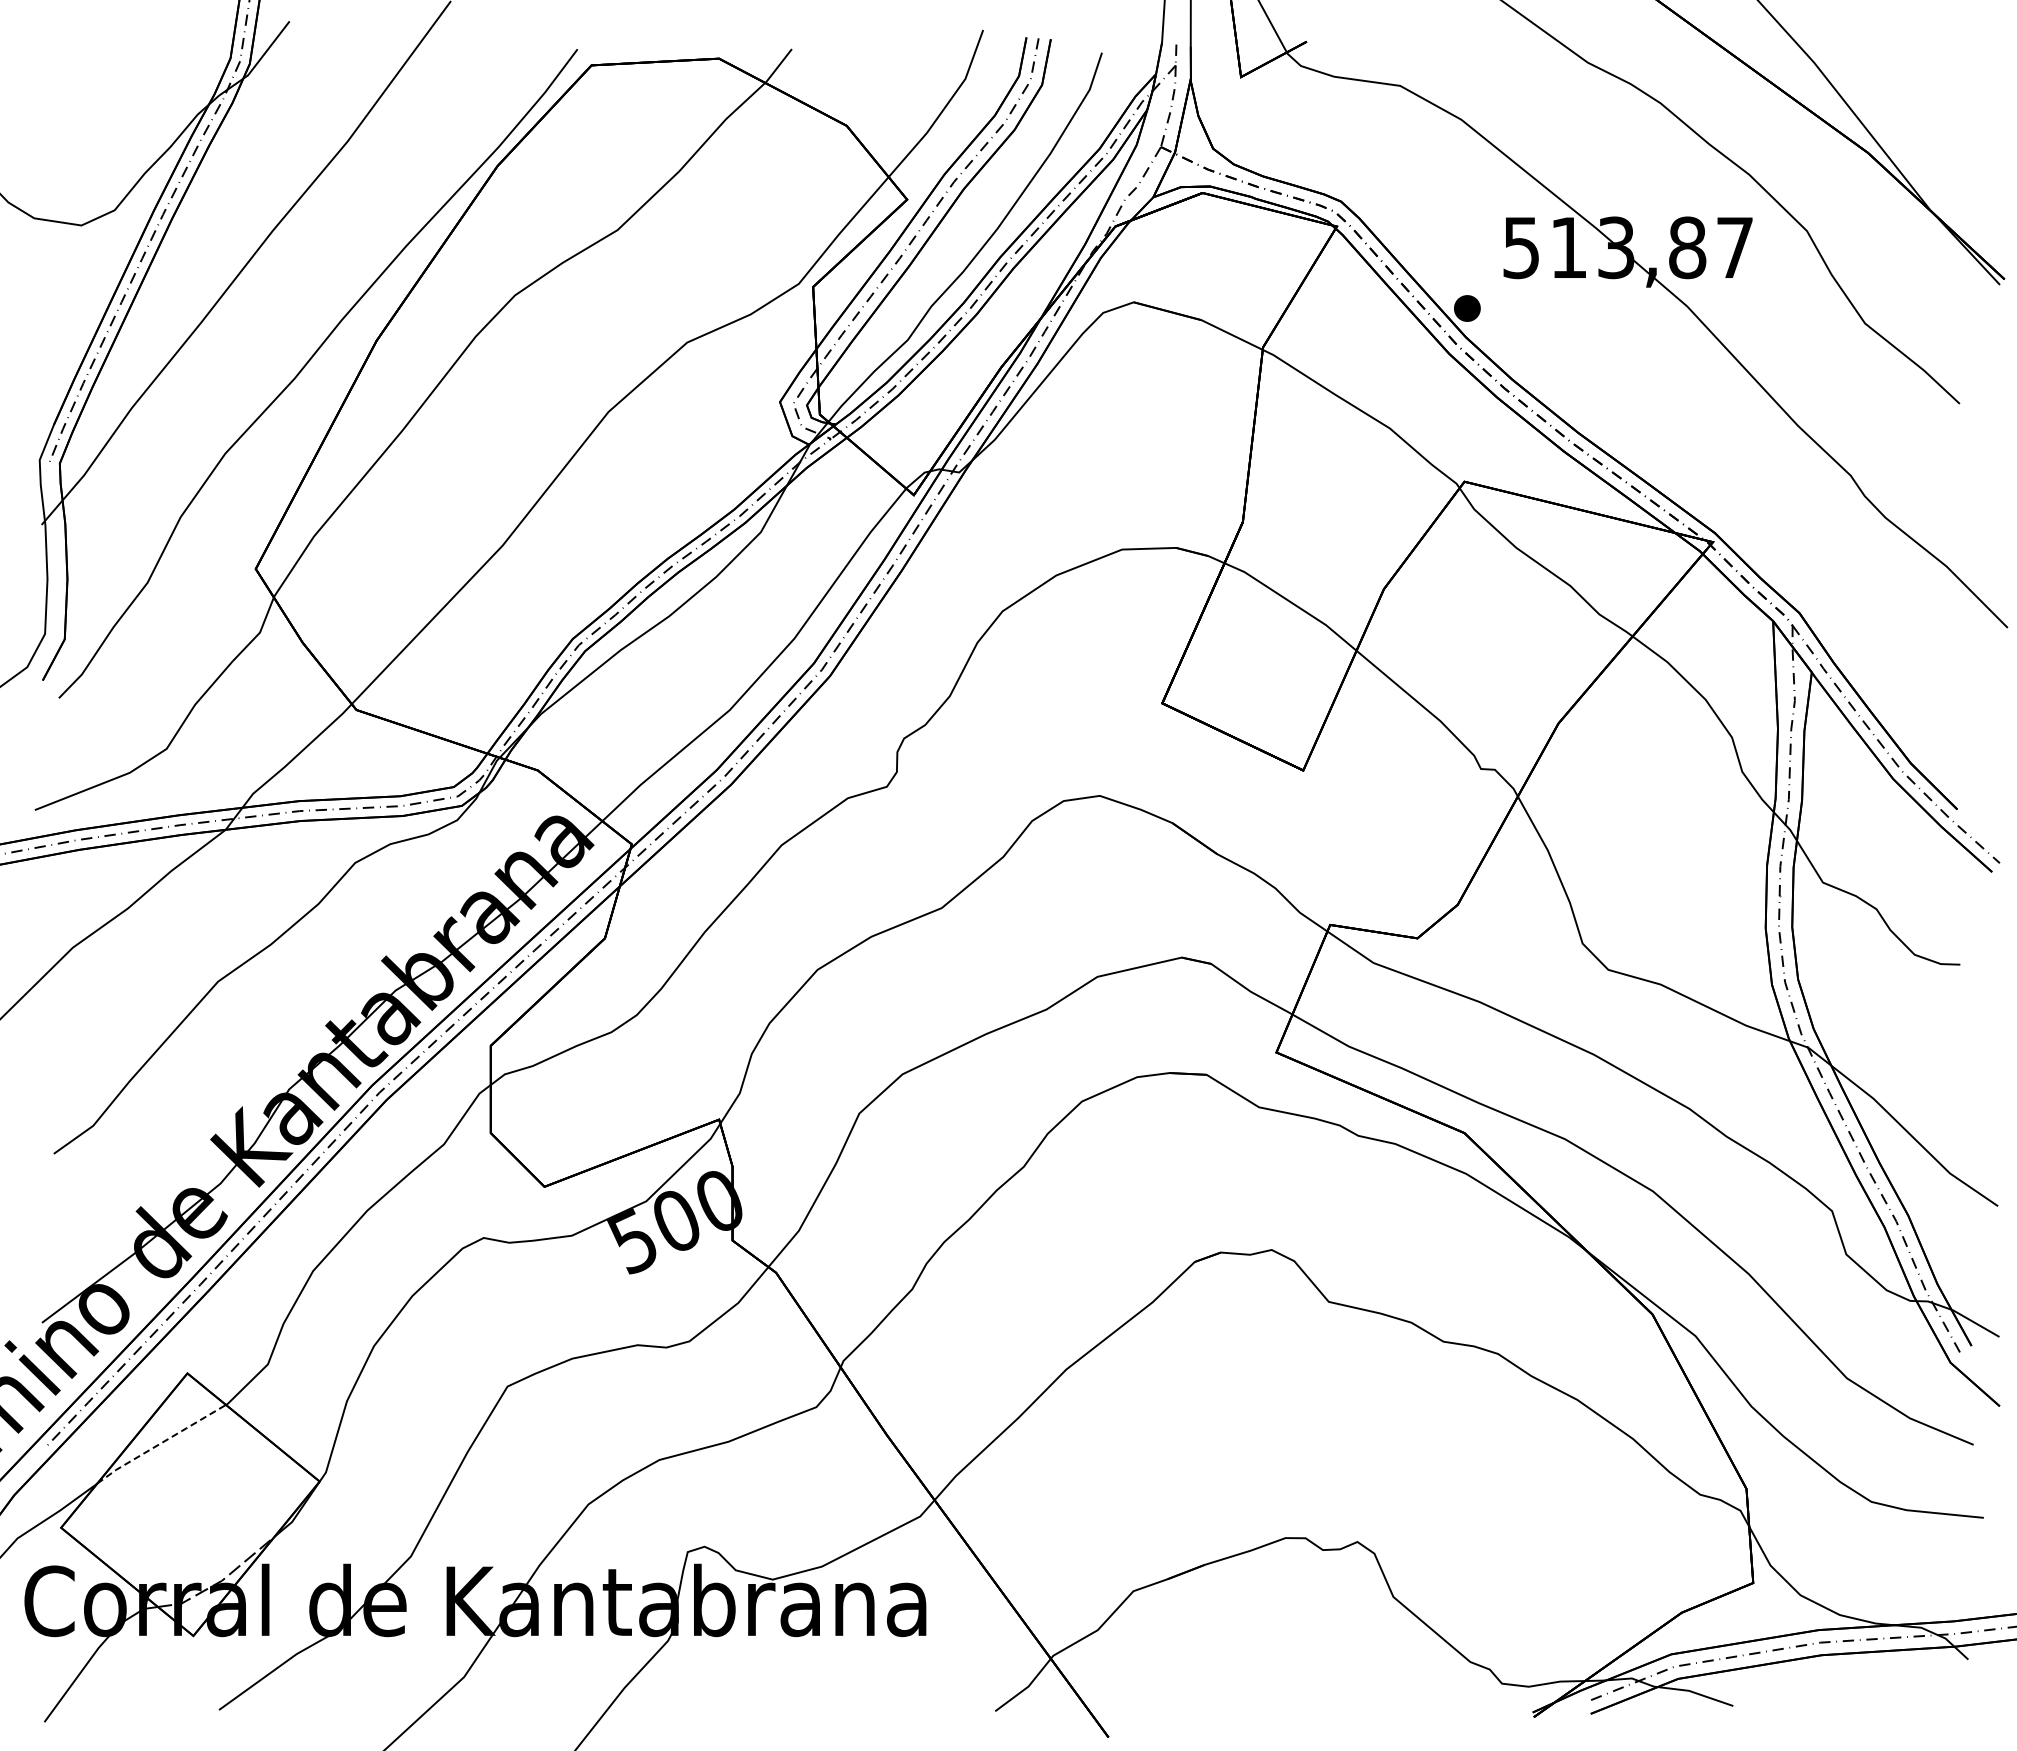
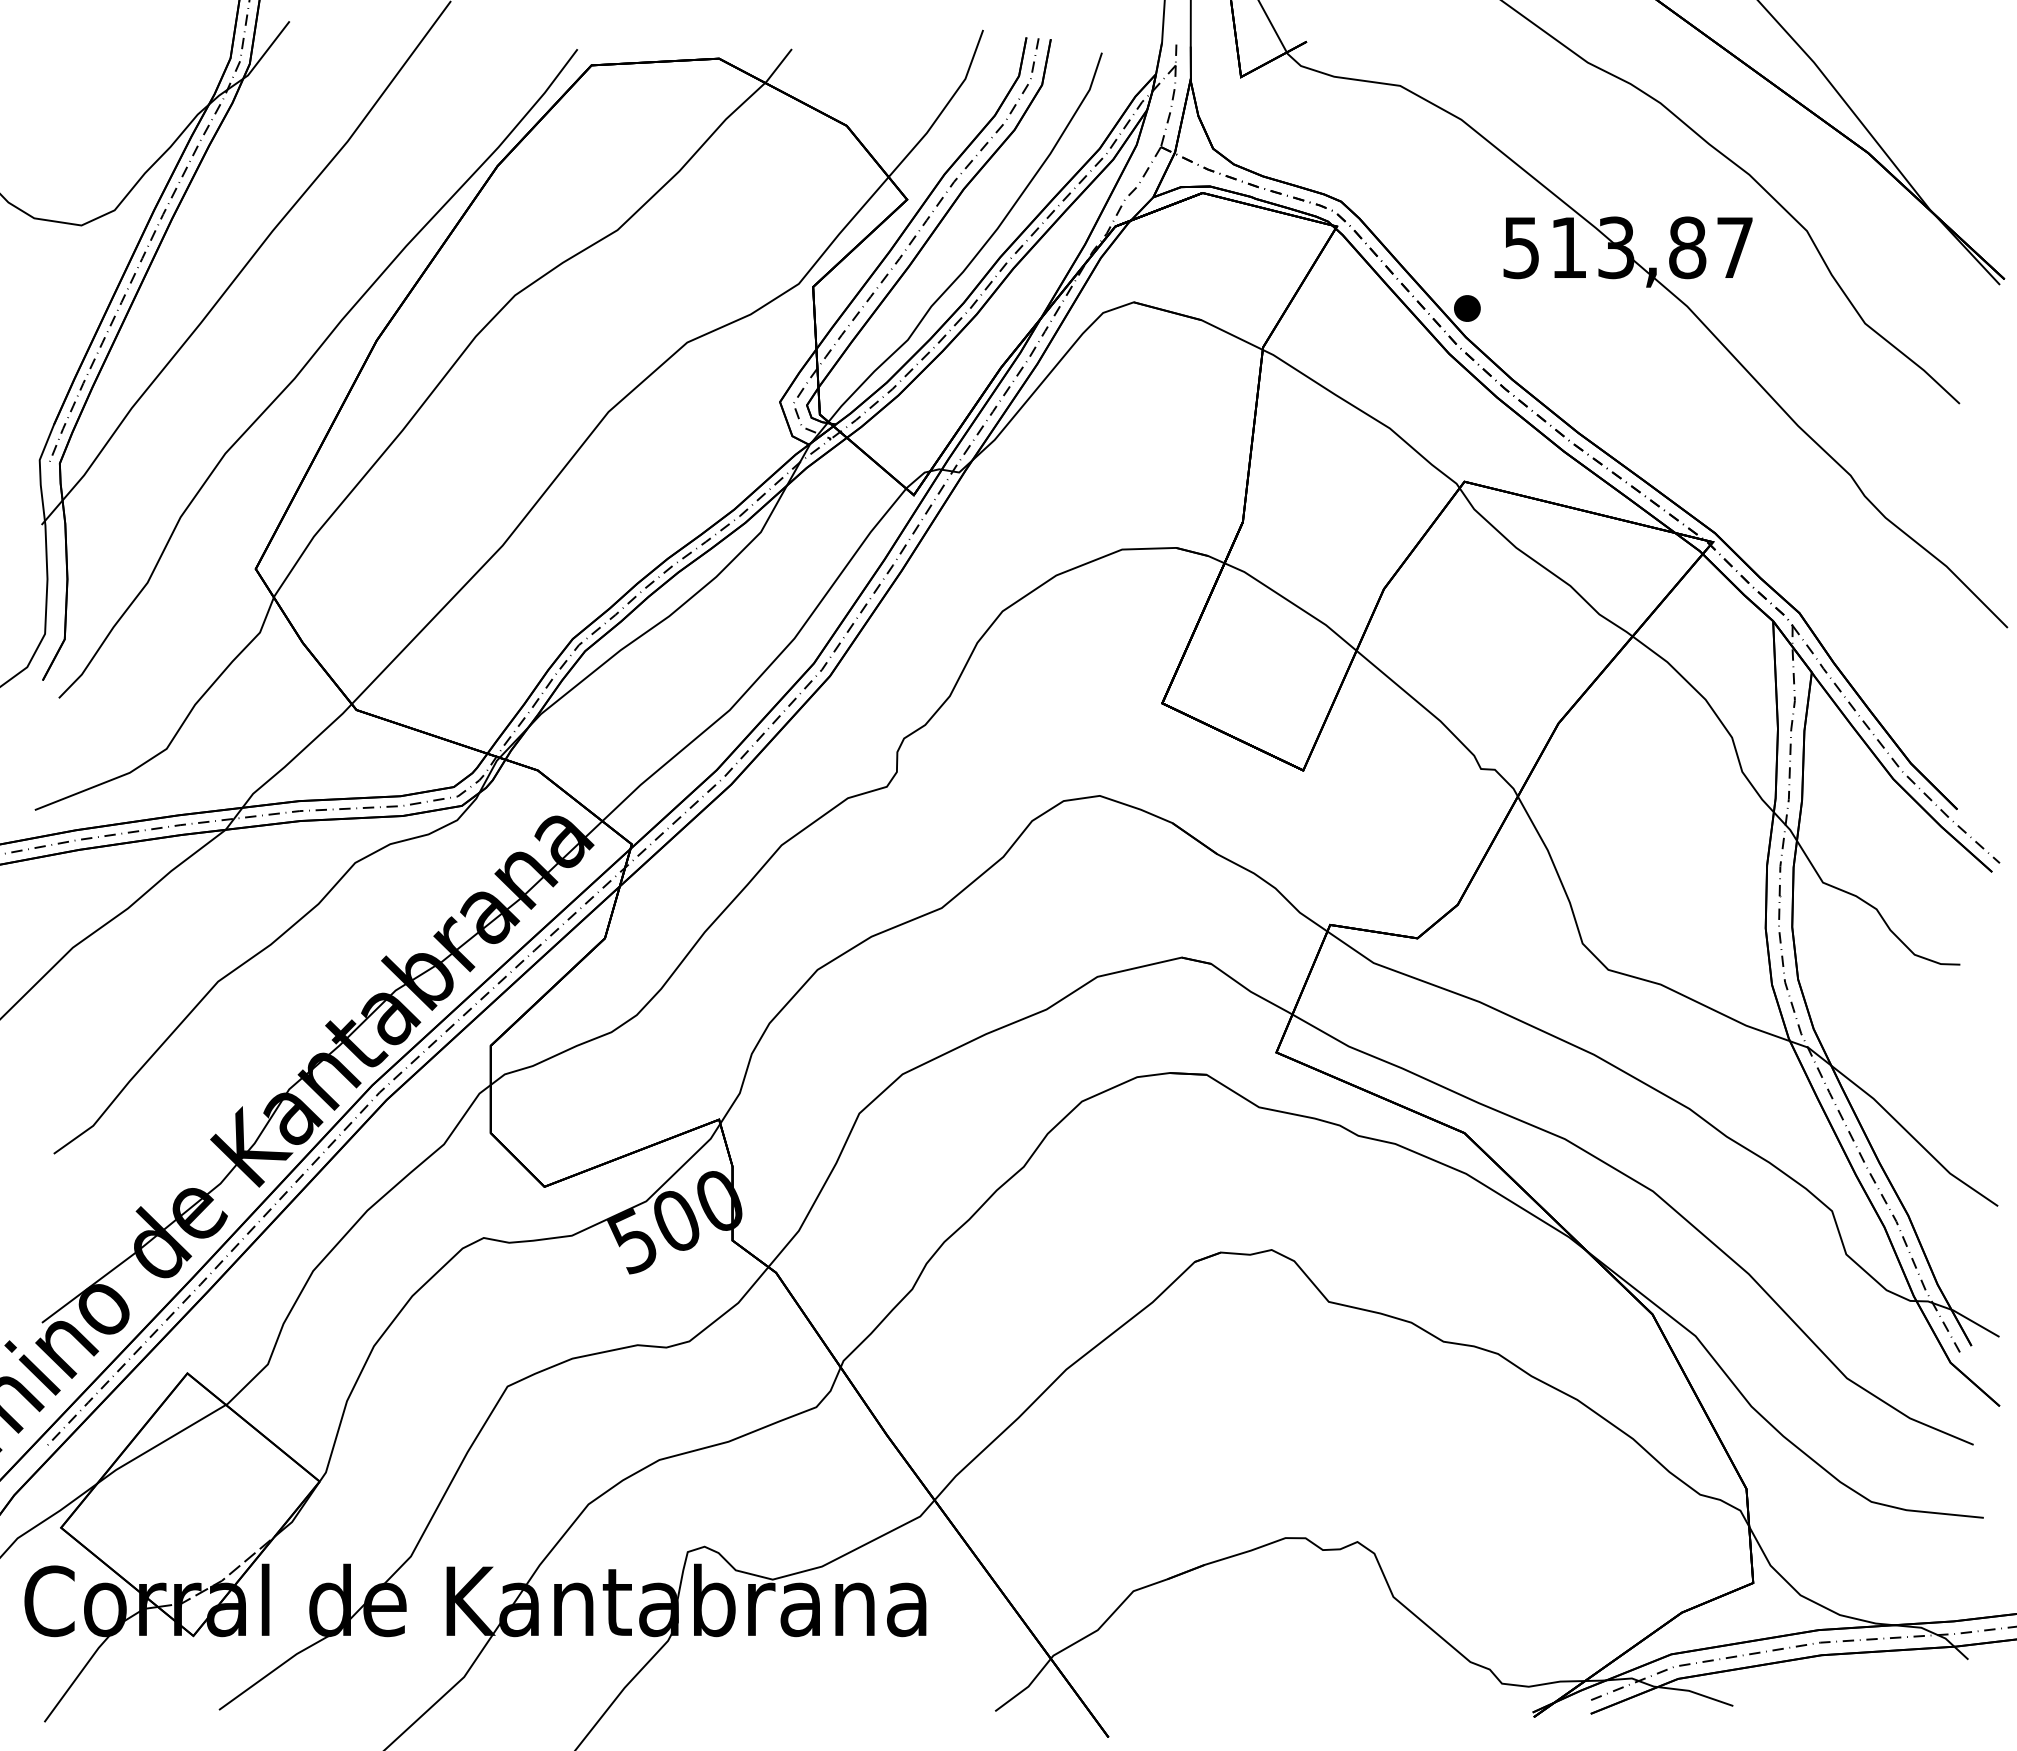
line: dashed -> solid (160, 1443)
